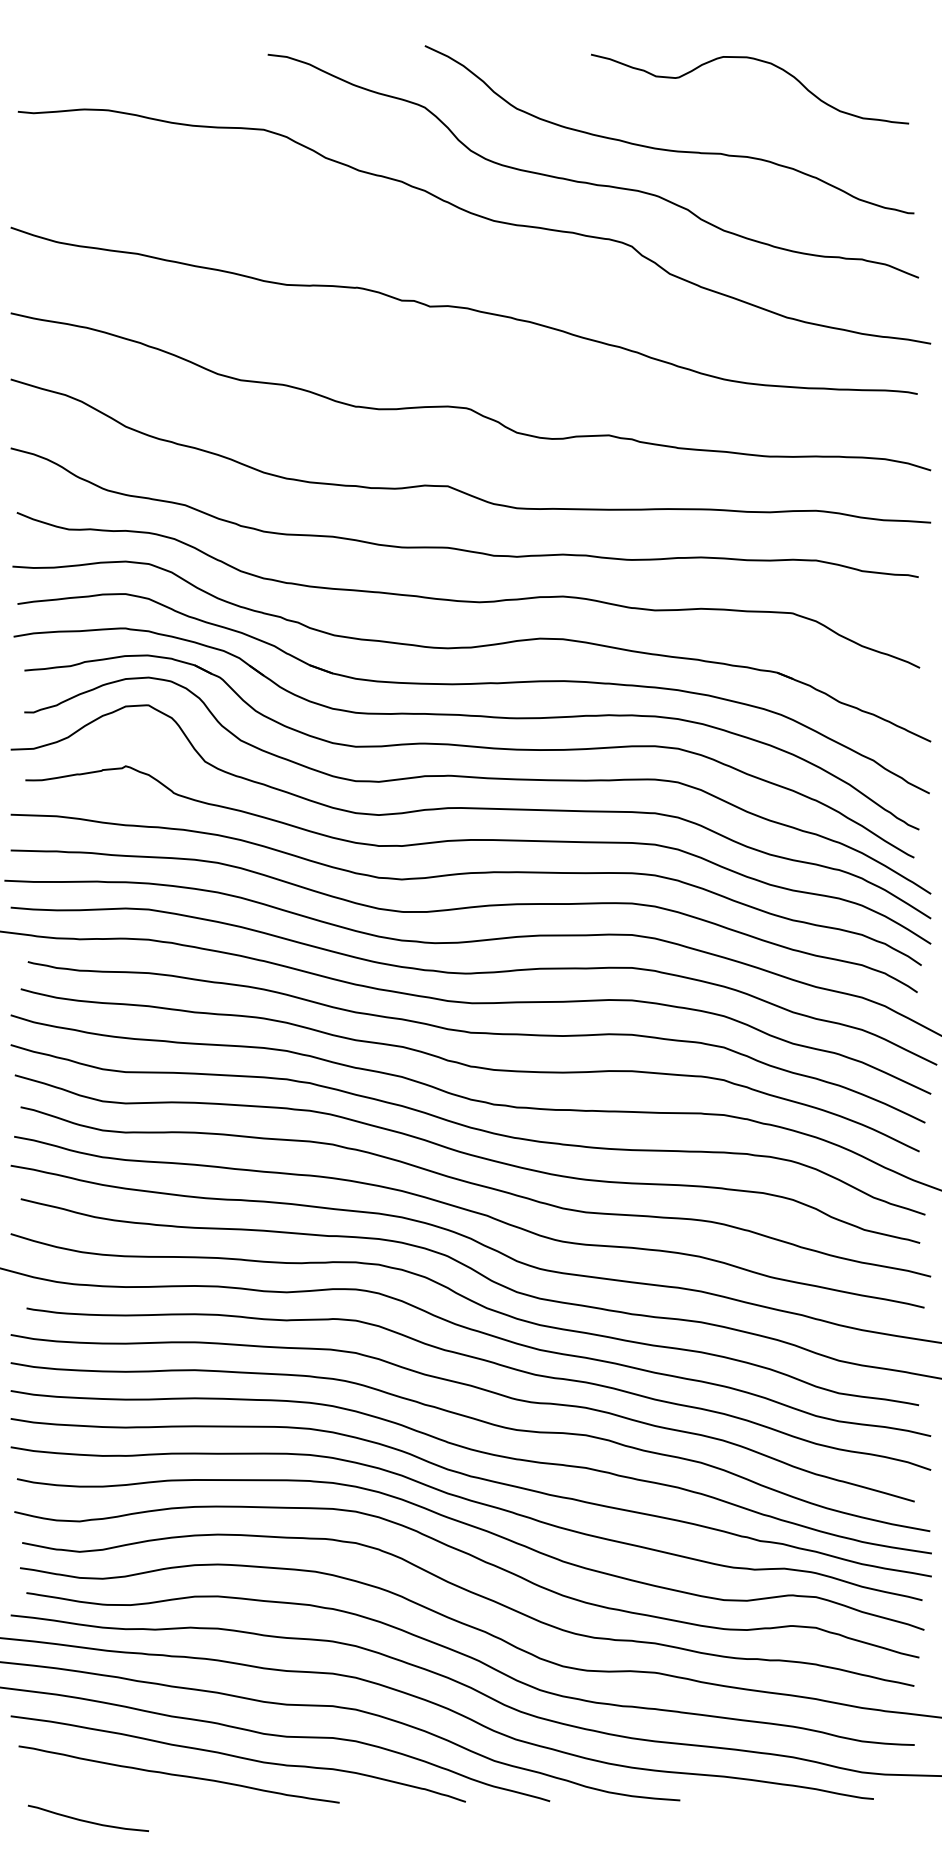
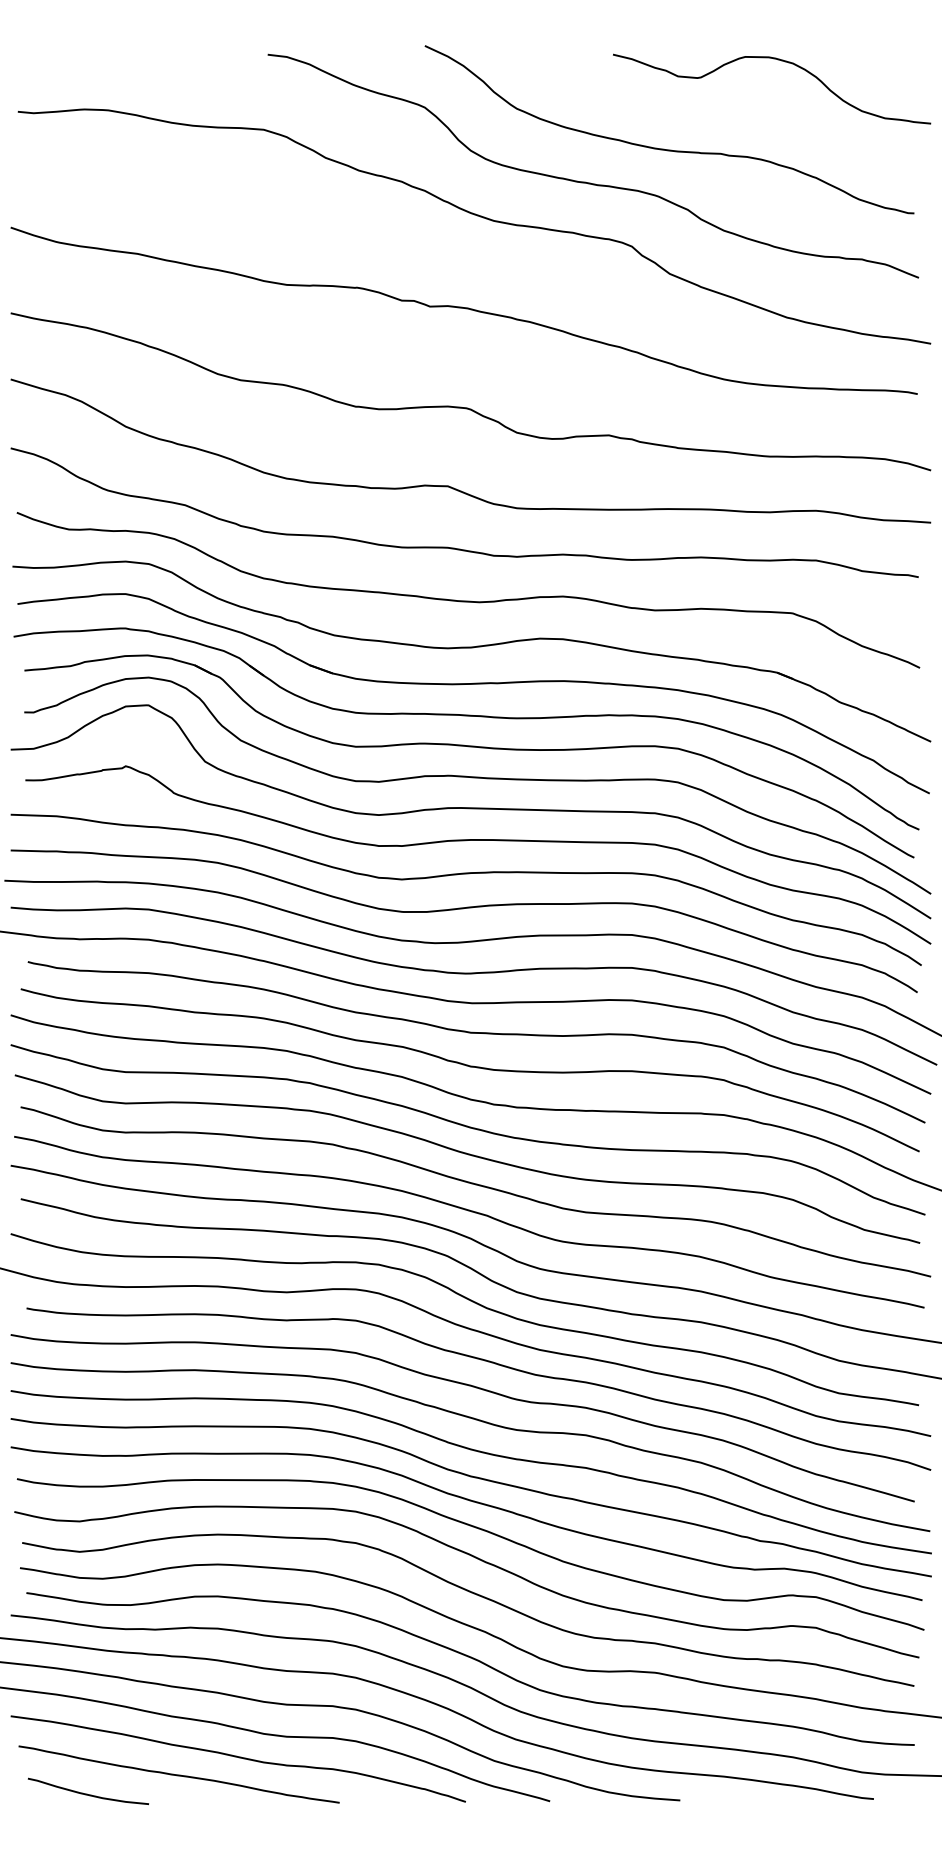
curve position: (755, 60) -> (777, 60) (777, 60)
curve position: (87, 1820) -> (87, 1793) (87, 1793)
